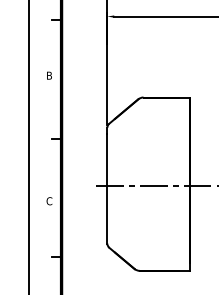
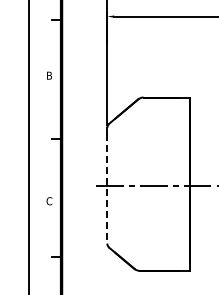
line: solid -> dashed (107, 188)
